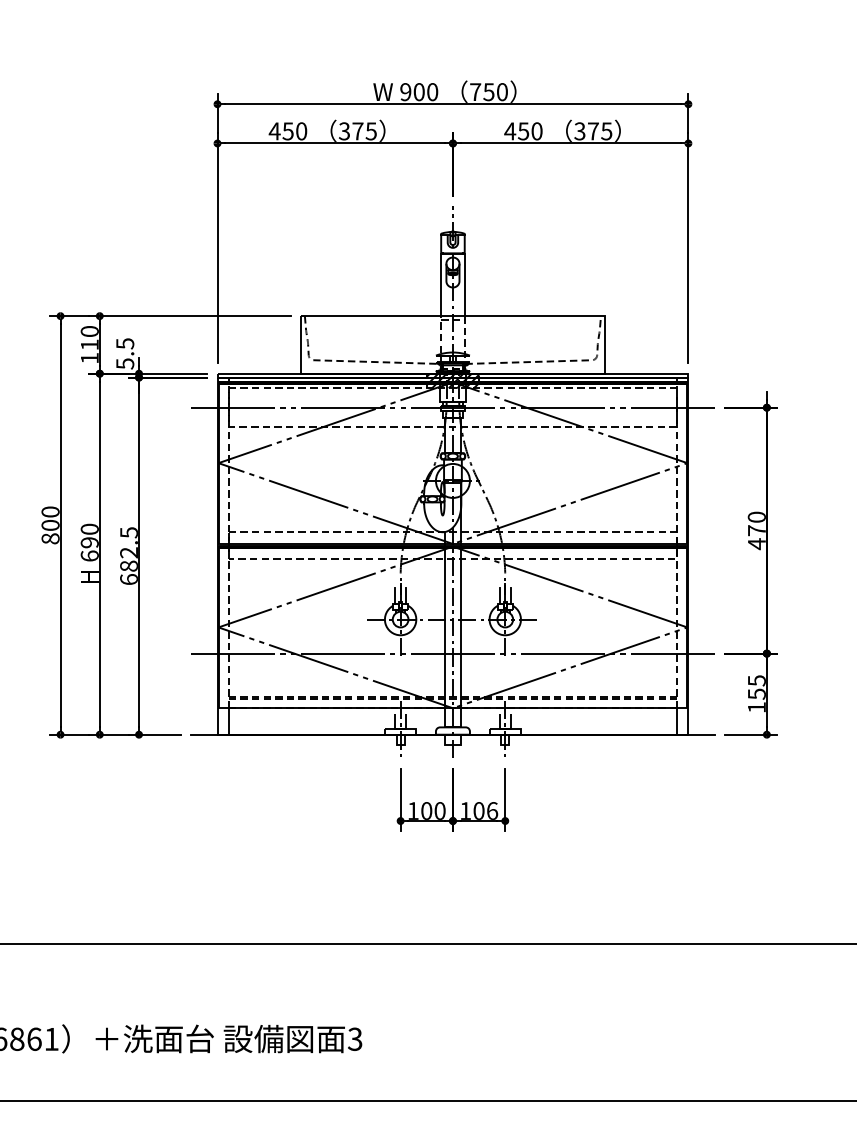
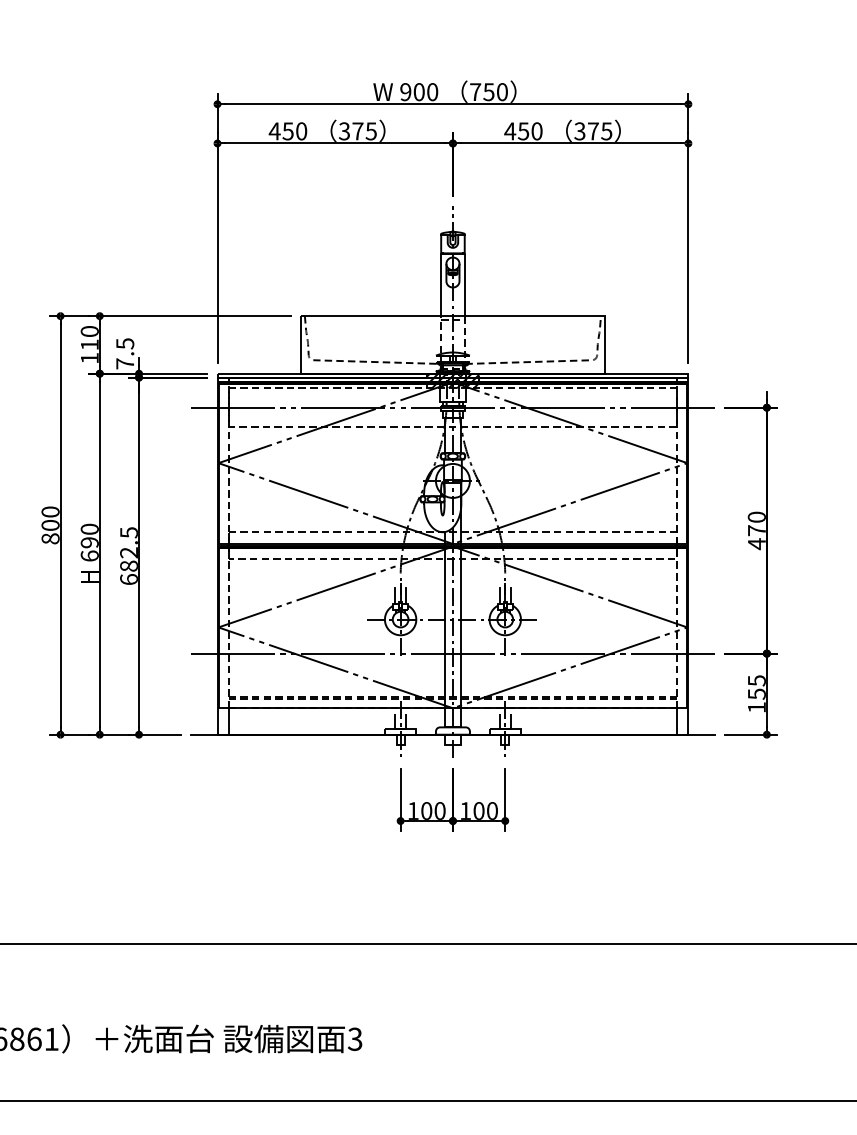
text: 5.5 -> 7.5 (125, 363)
text: 106 -> 100 (492, 810)
